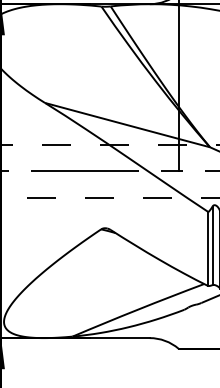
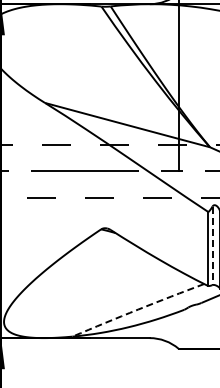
line: solid -> dashed (212, 246)
arc: solid -> dashed (138, 309)
